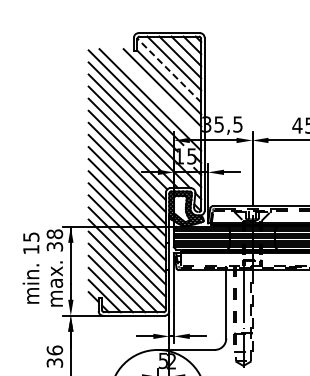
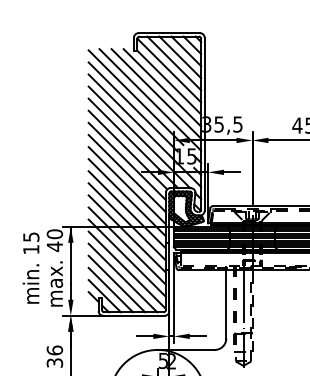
line: dashed -> solid (168, 70)
line: none -> present (156, 93)
text: 38 -> 40 (54, 240)
